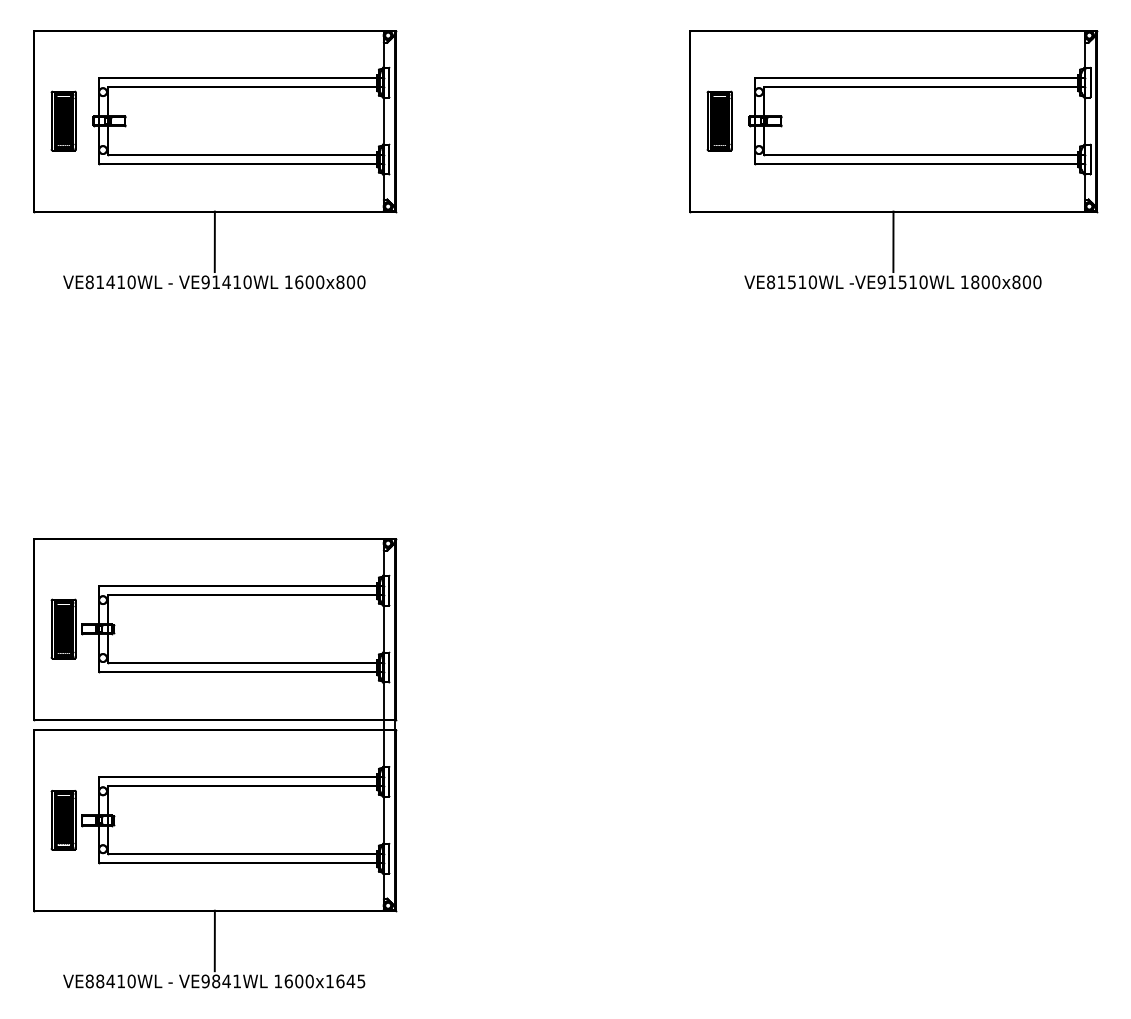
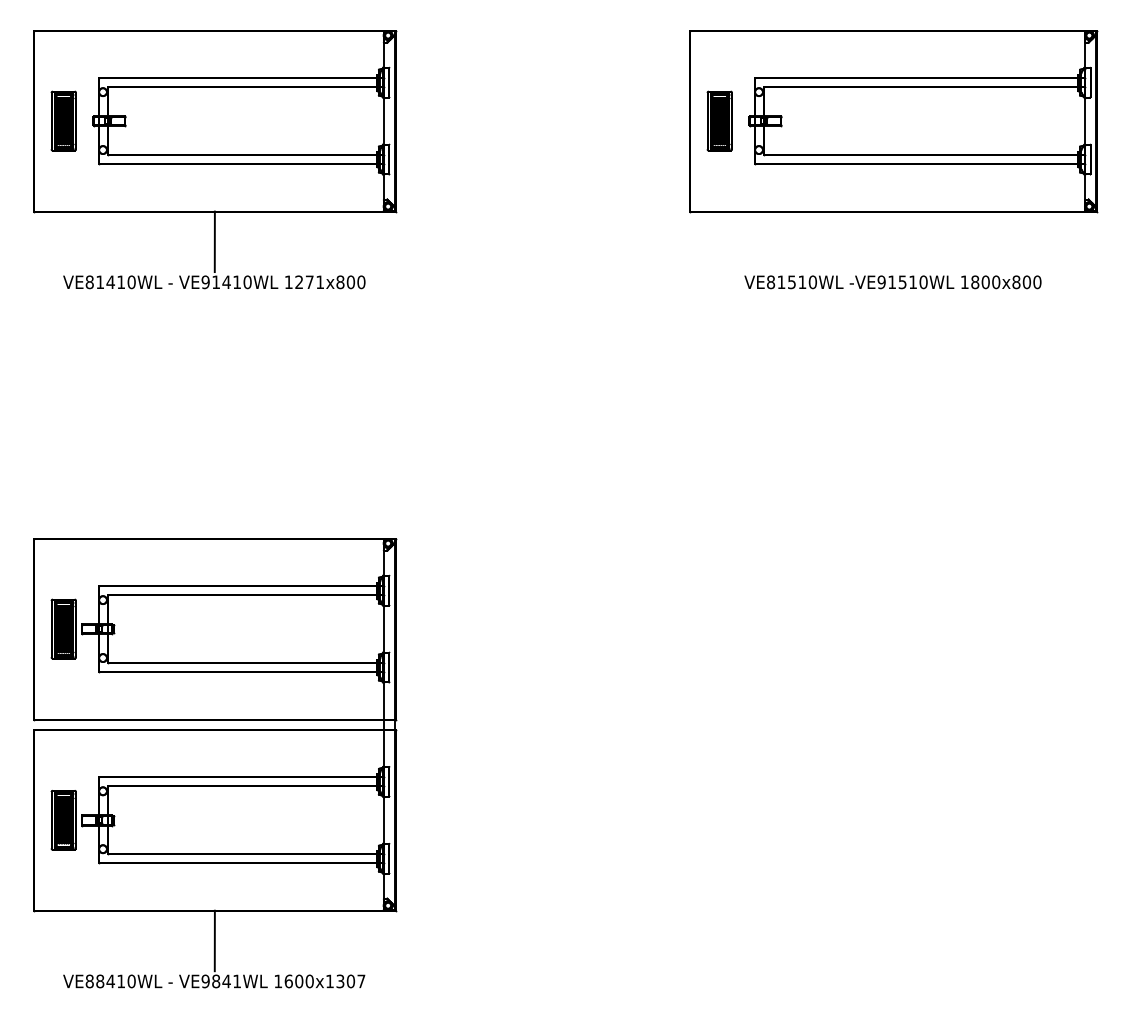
line: present -> none (893, 241)
text: 1600x800 -> 1271x800 (309, 282)
text: 1600x1645 -> 1600x1307 (350, 981)
